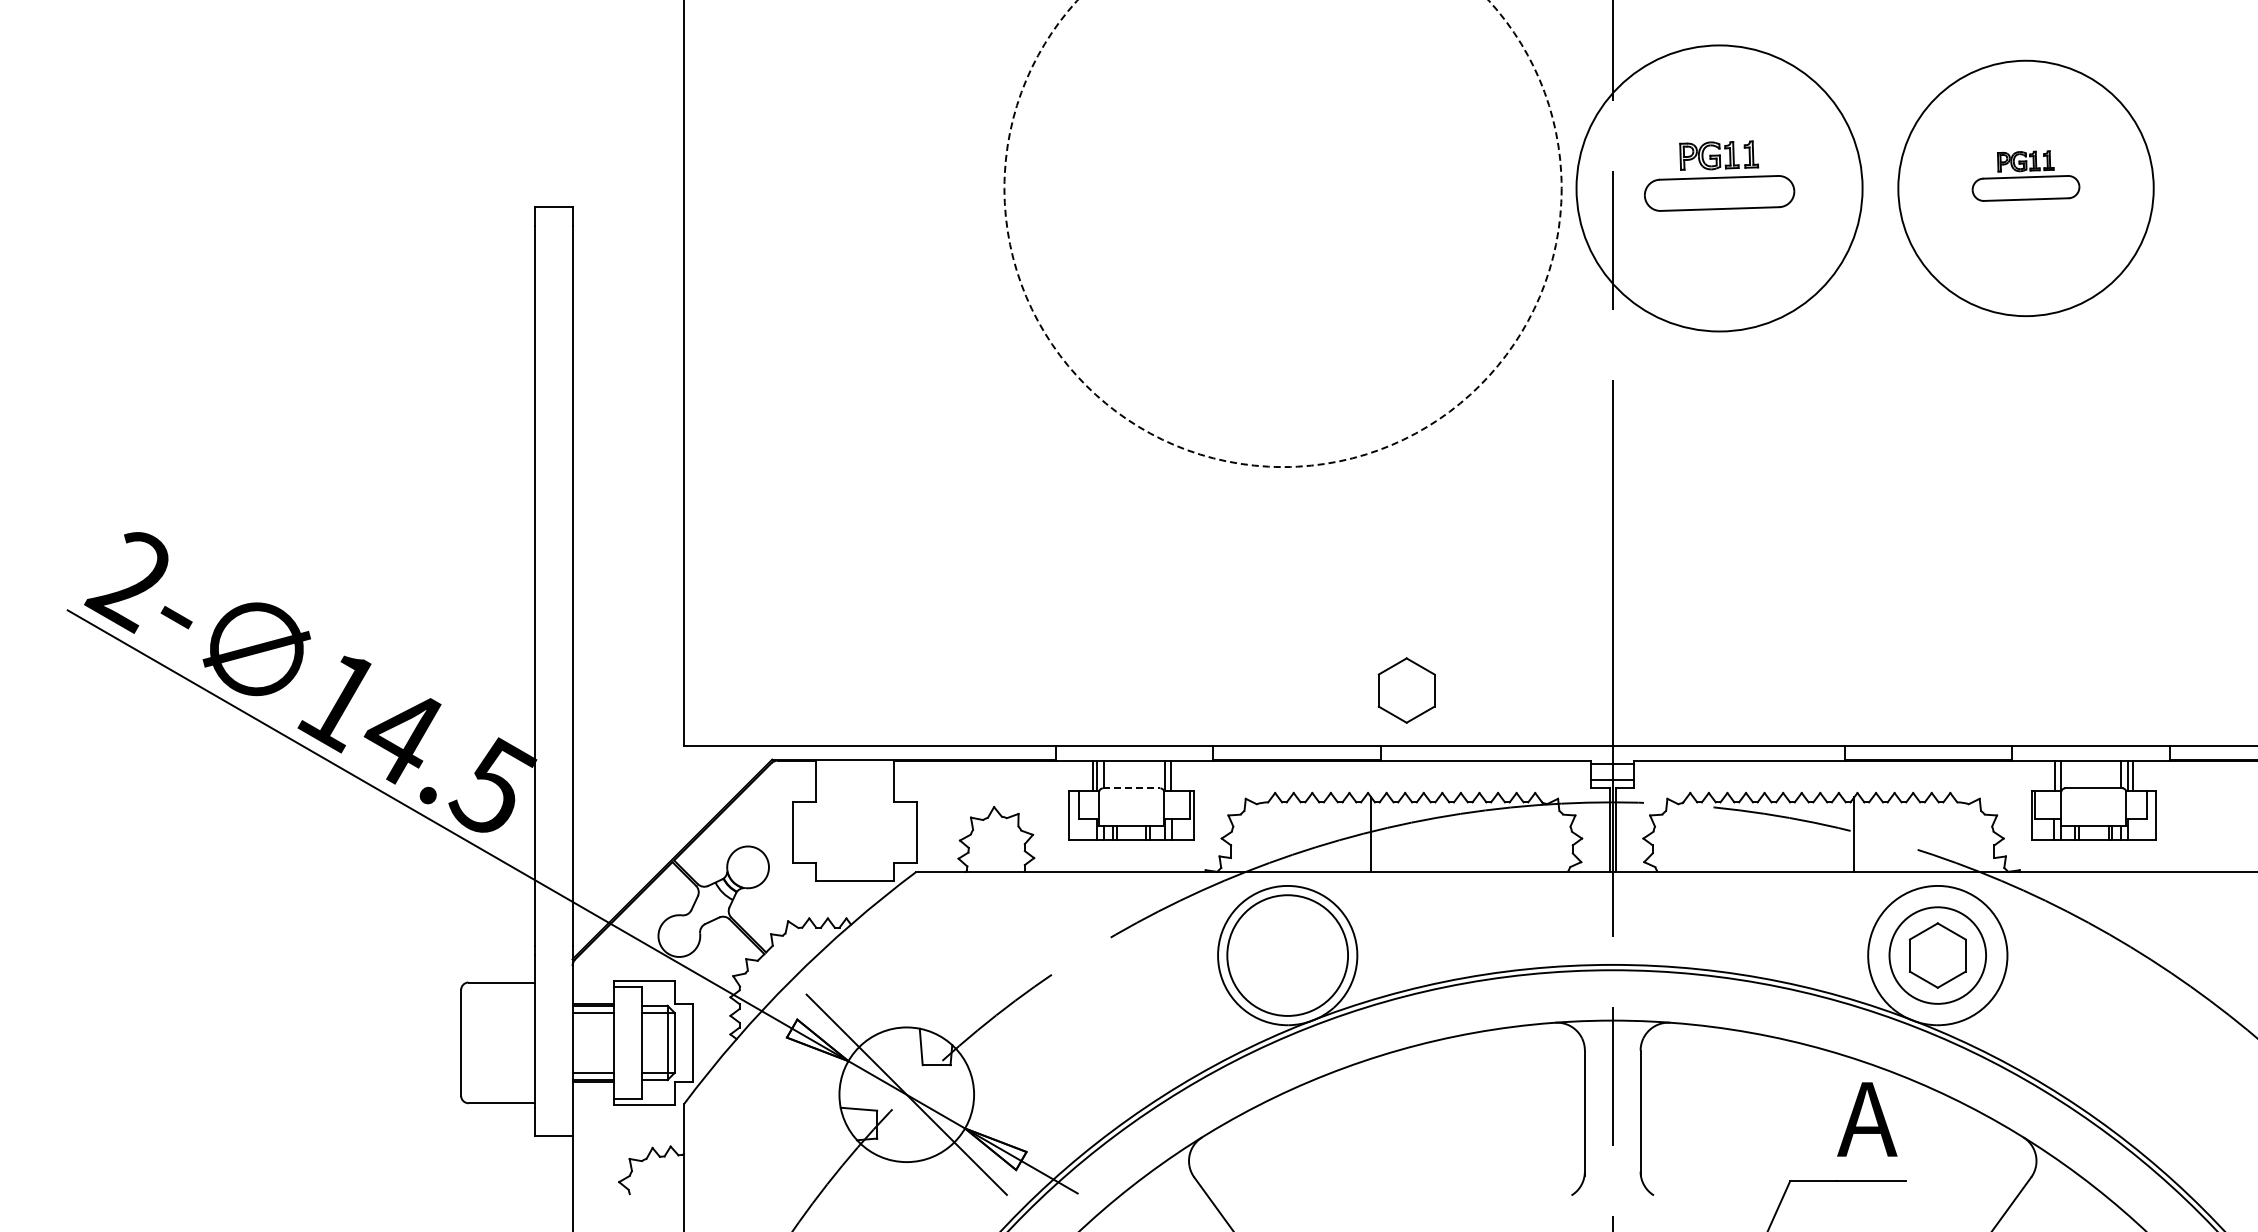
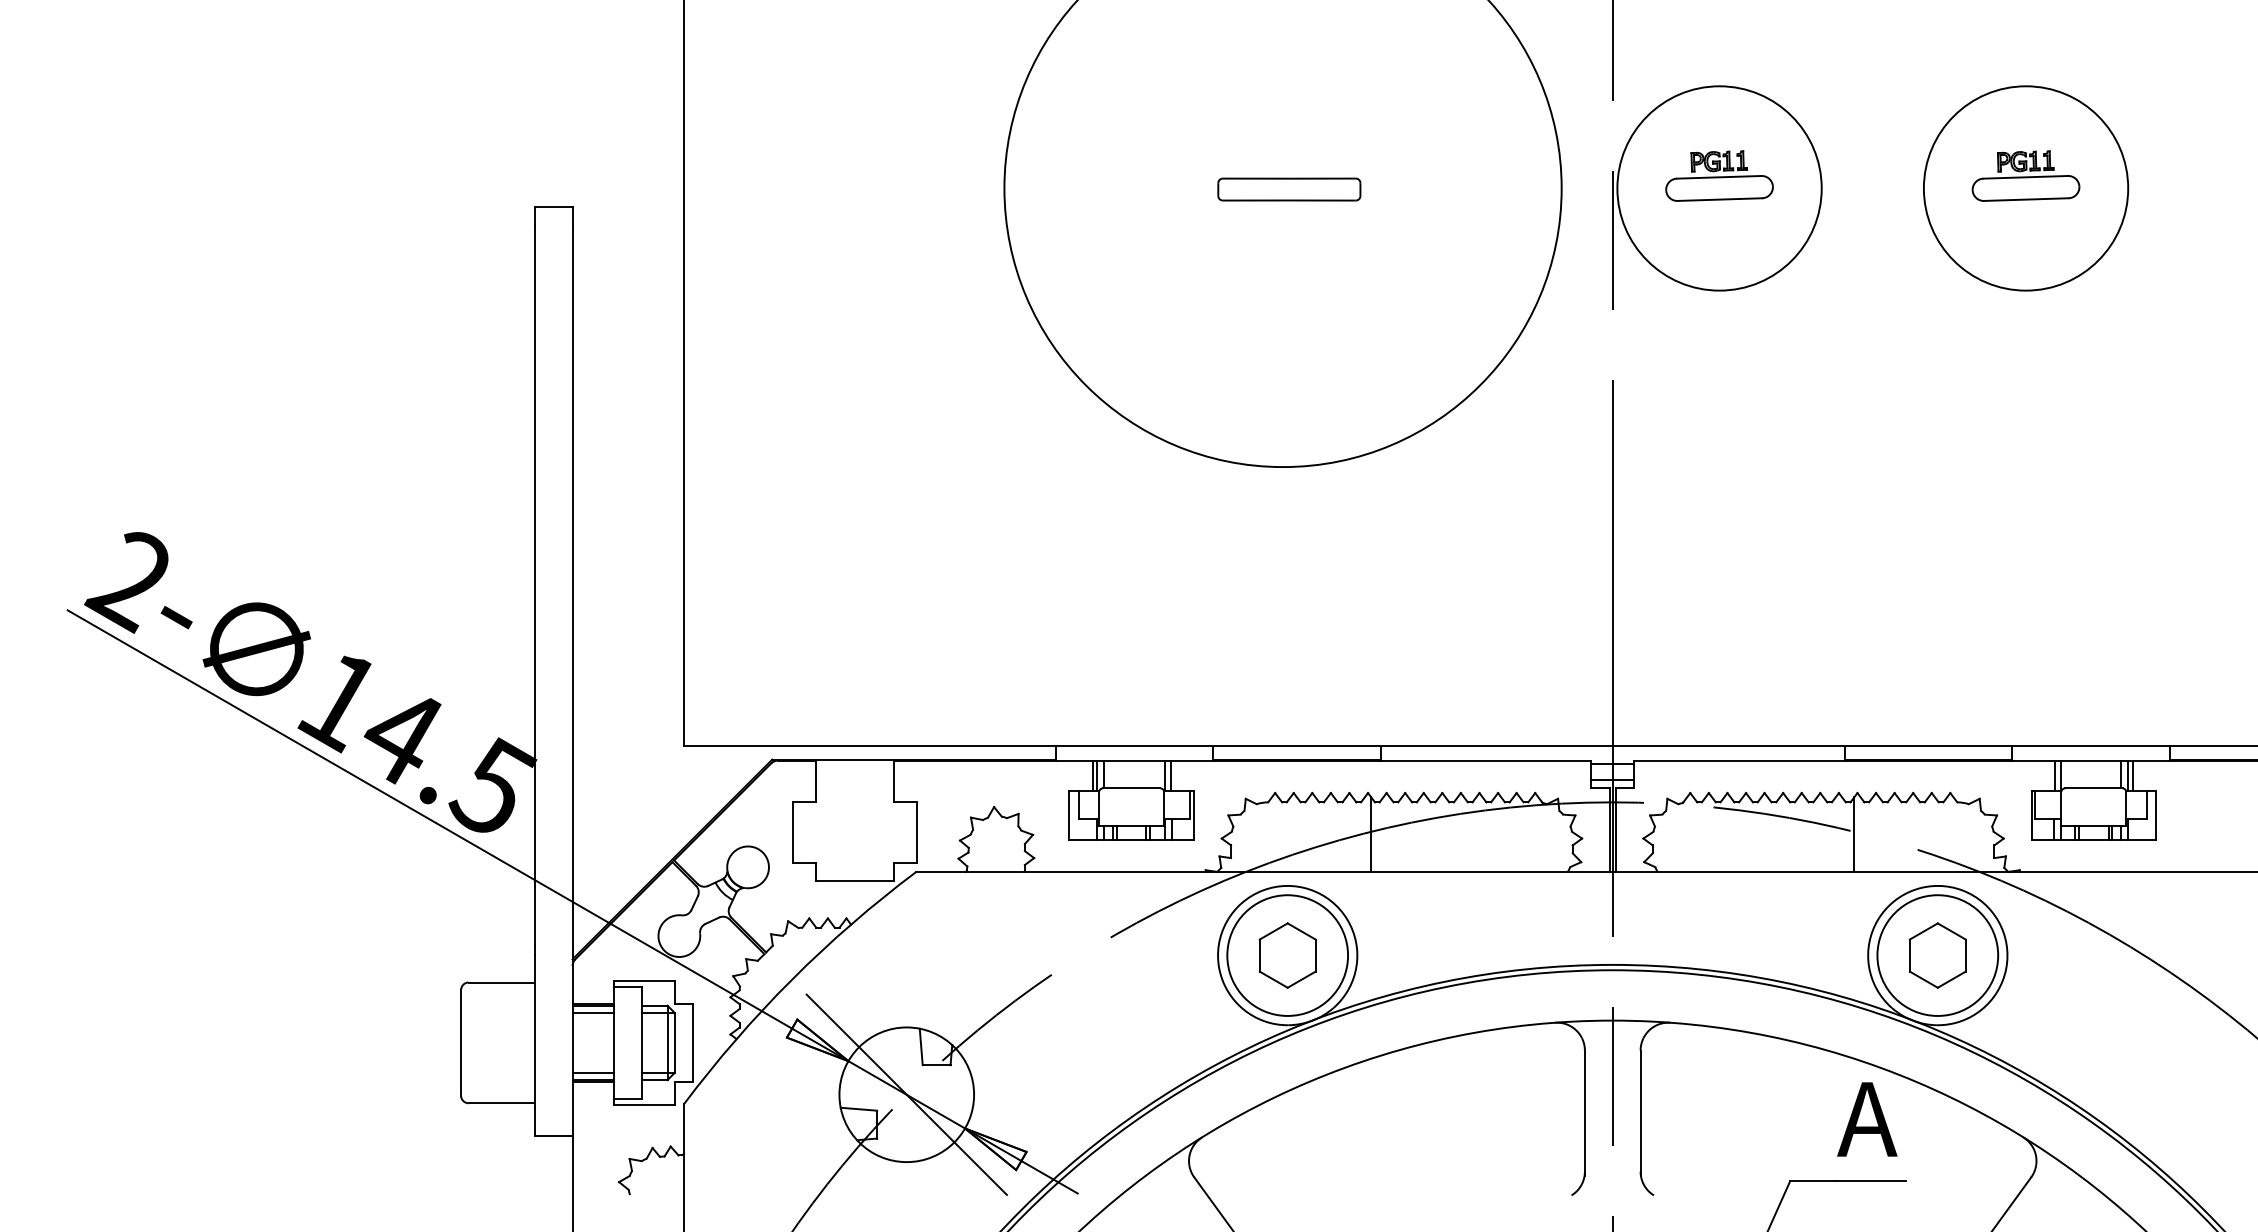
part size: 152x72 px -> 109x52 px (1719, 175)
circle diameter: 286 px -> 204 px (1719, 188)
circle diameter: 255 px -> 204 px (2025, 188)
part: none -> present (1289, 189)
circle: dashed -> solid (1282, 233)
part position: (1406, 690) -> (1287, 955) (1287, 955)
line: dashed -> solid (1131, 788)
circle diameter: 97 px -> 121 px (1937, 955)
